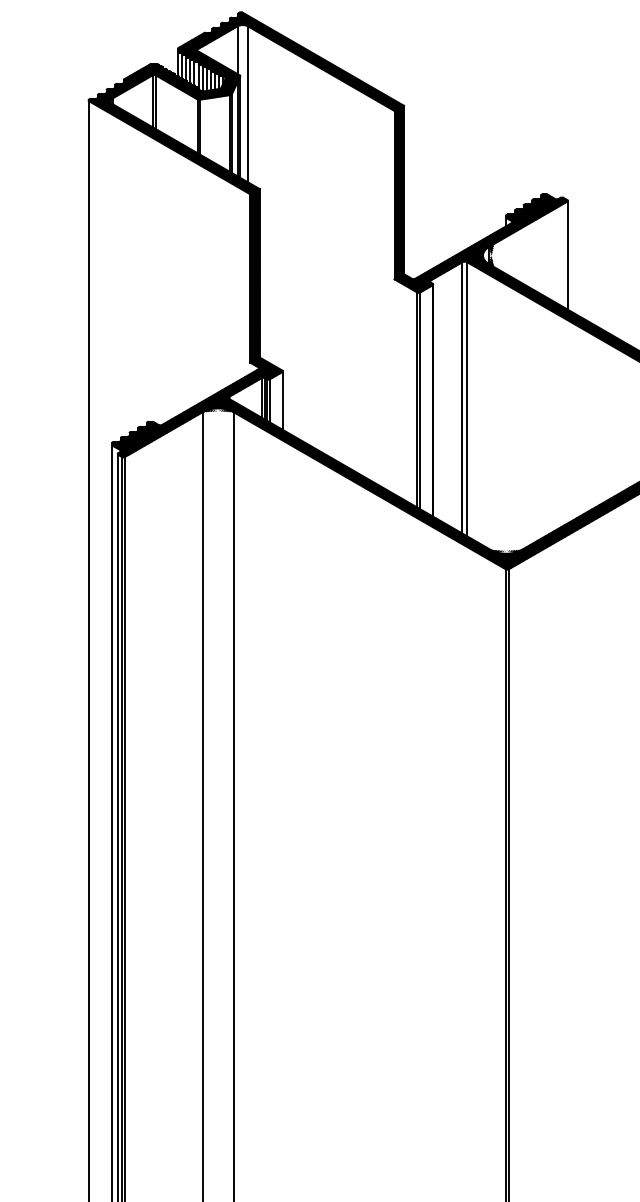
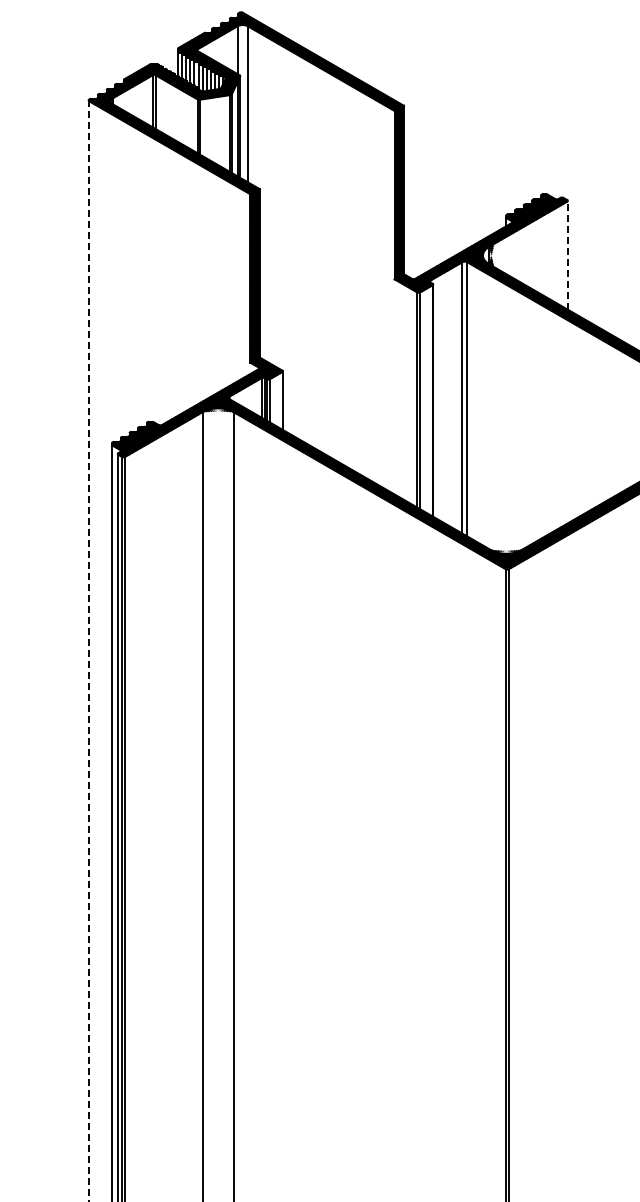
line: solid -> dashed (567, 254)
line: solid -> dashed (88, 650)
